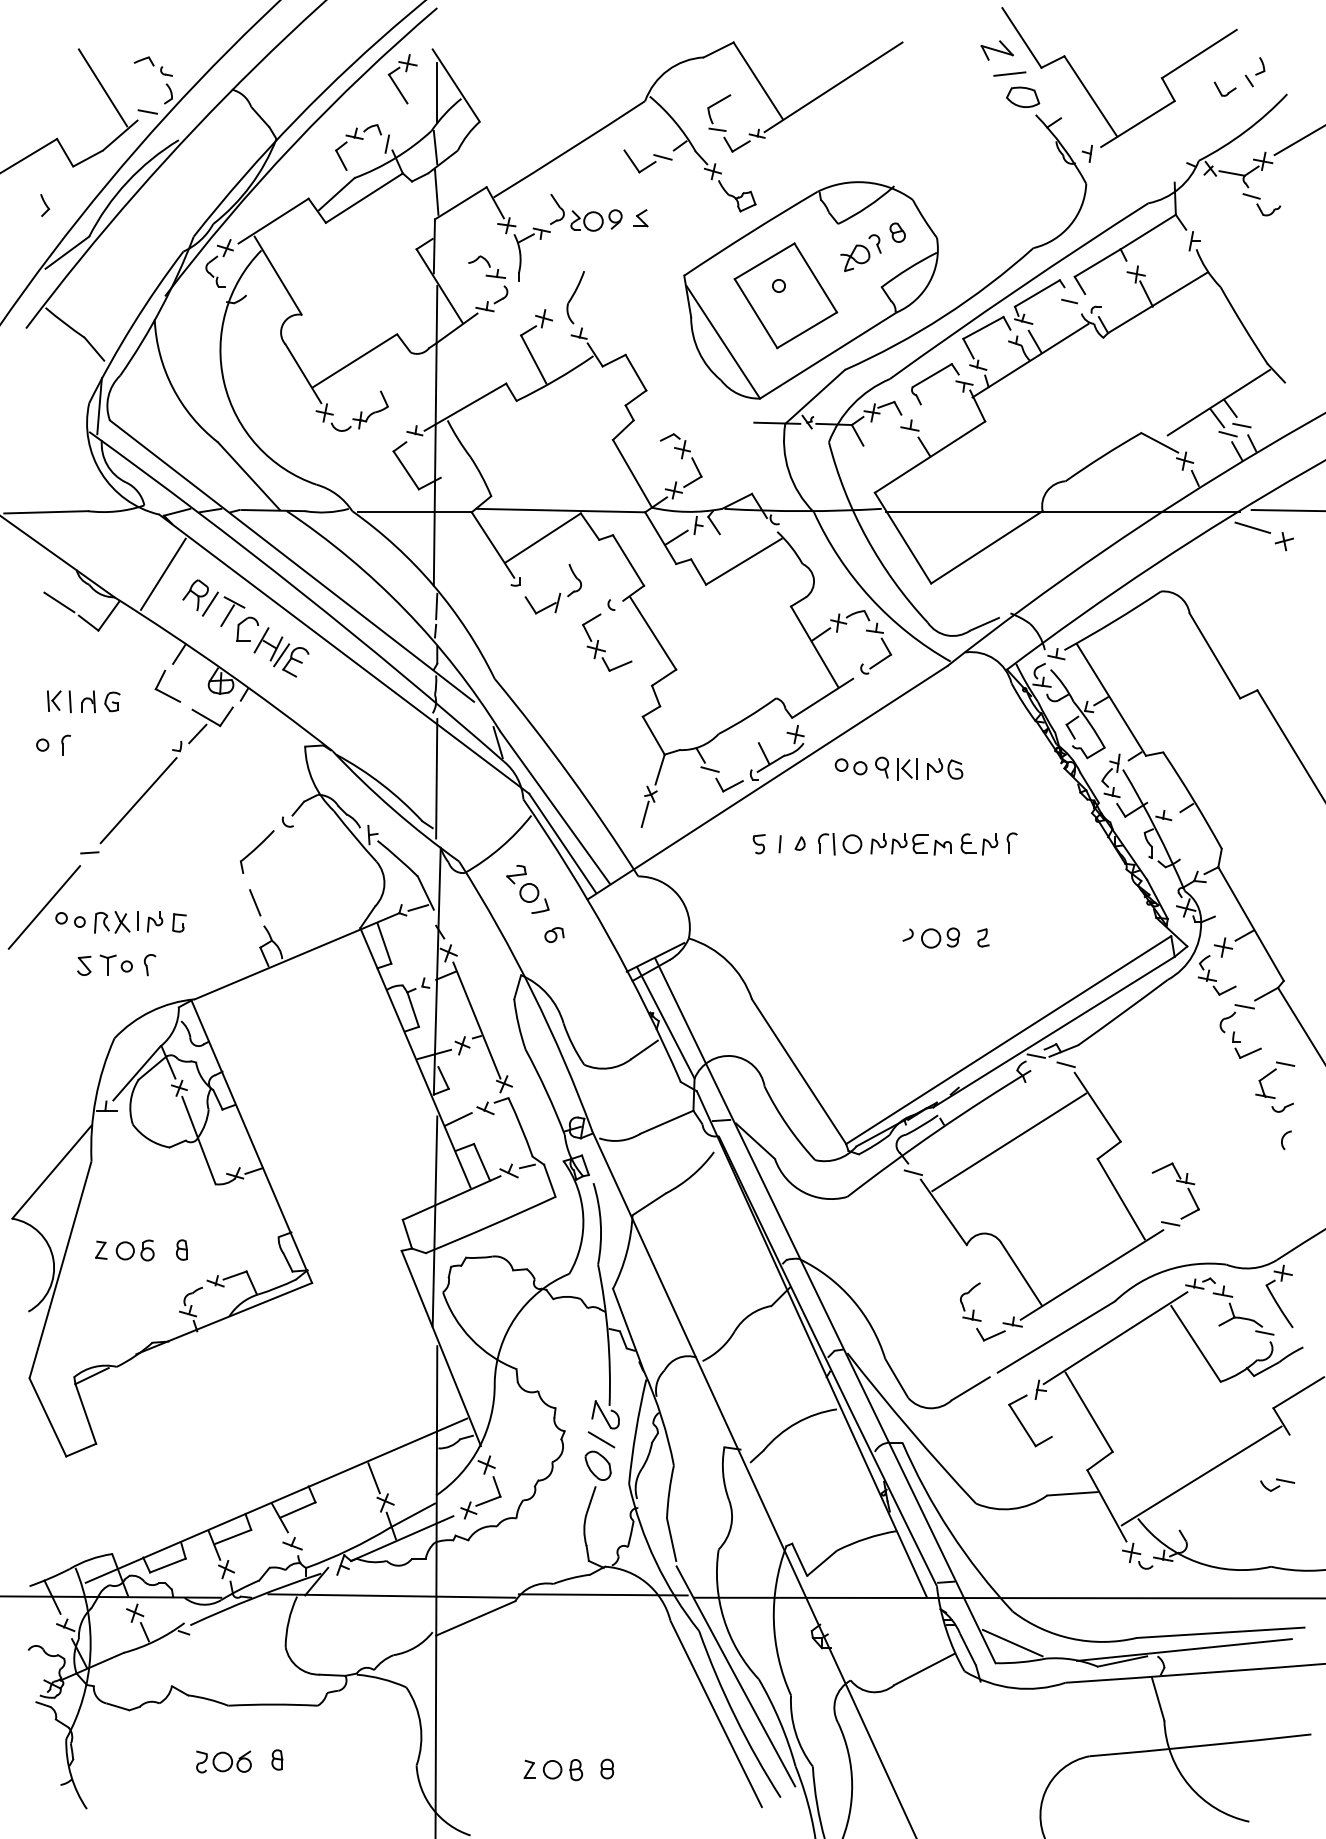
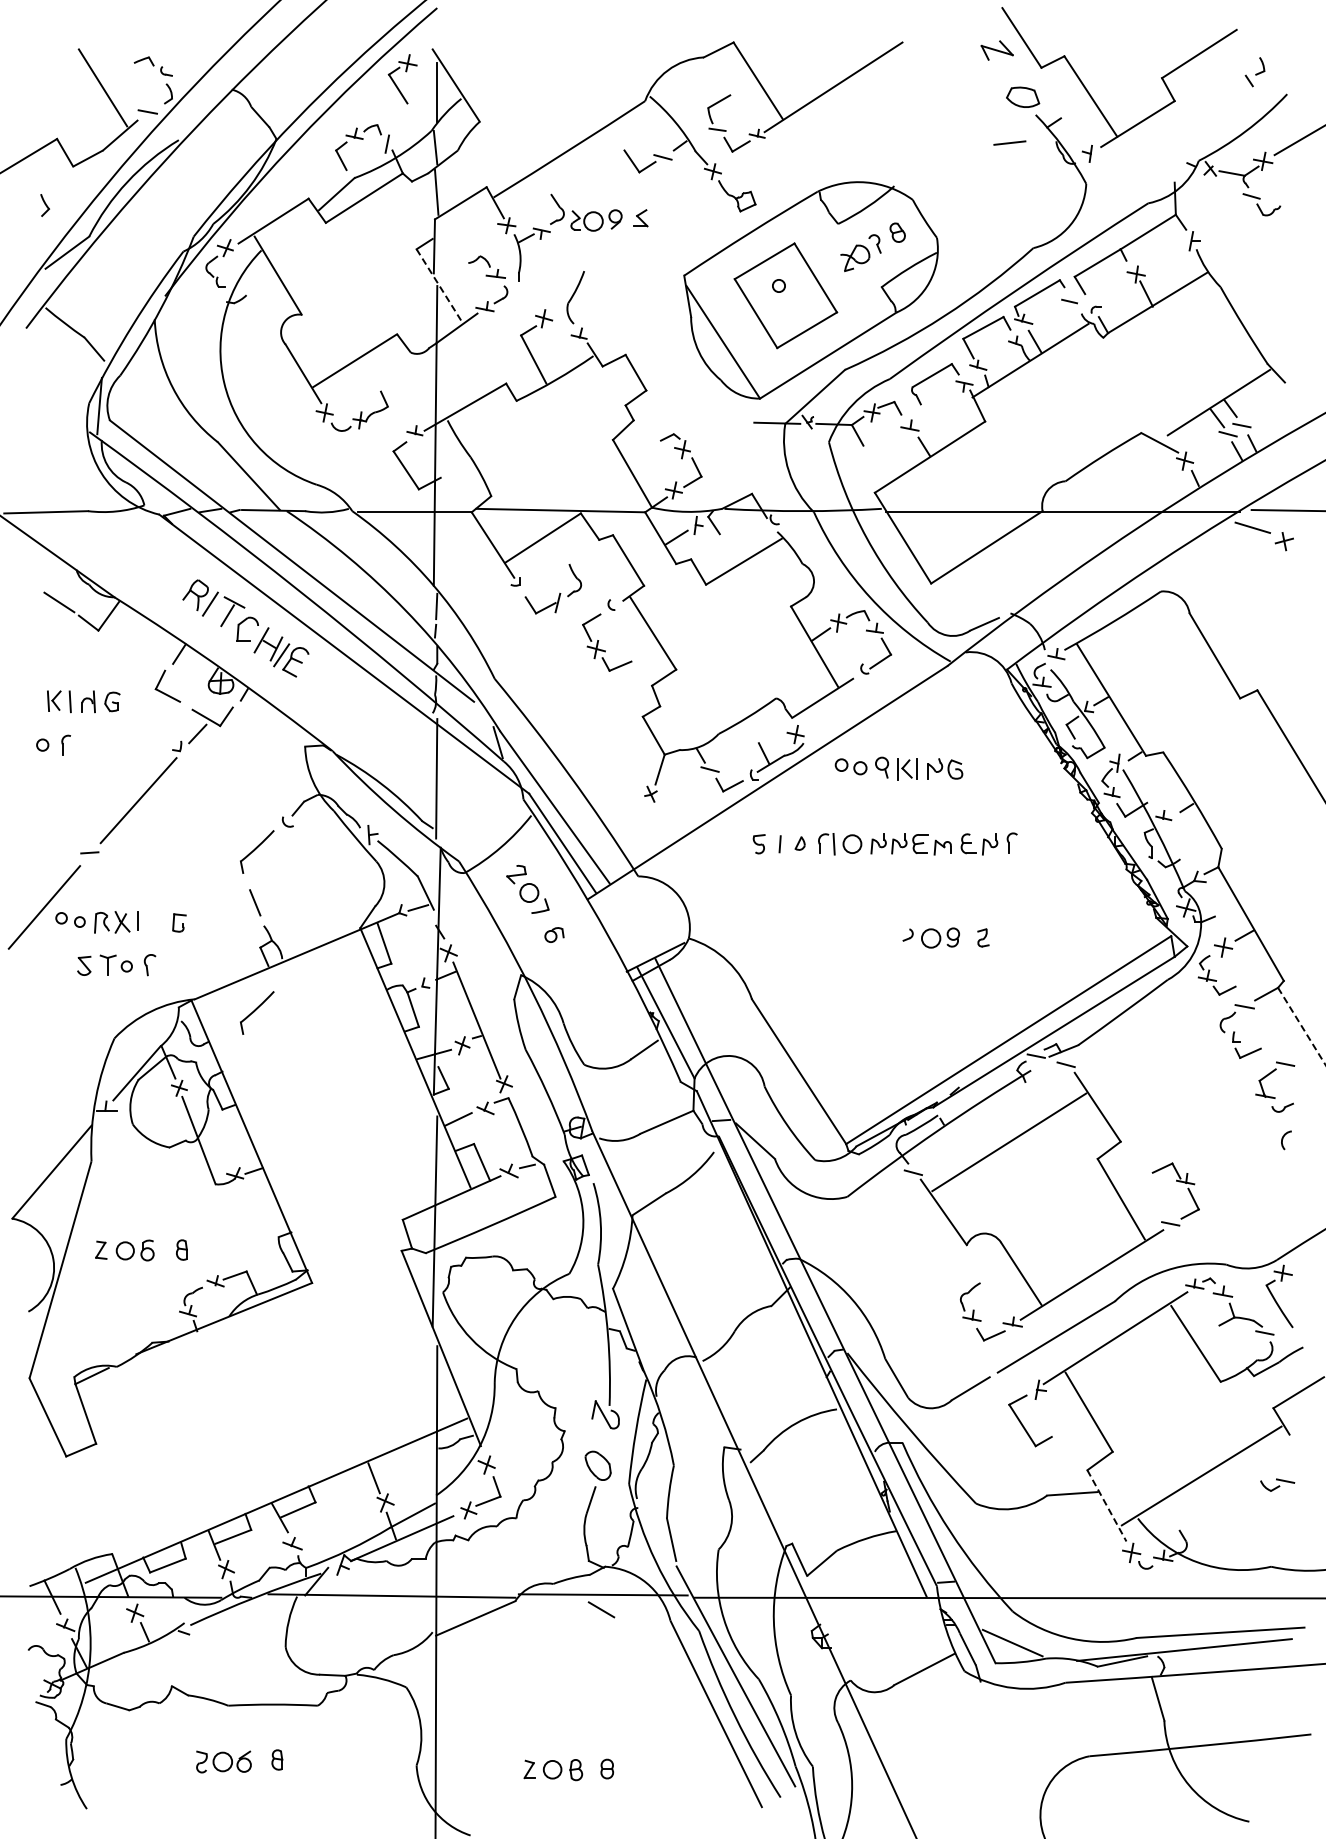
line position: (1009, 73) -> (1009, 142) (1009, 142)
part: present -> none (1224, 88)
line: solid -> dashed (439, 286)
line: present -> none (162, 573)
line: present -> none (644, 814)
part: present -> none (155, 921)
part: none -> present (257, 1012)
line: solid -> dashed (1302, 1026)
line position: (601, 1439) -> (601, 1609) (601, 1609)
line: solid -> dashed (1106, 1505)
